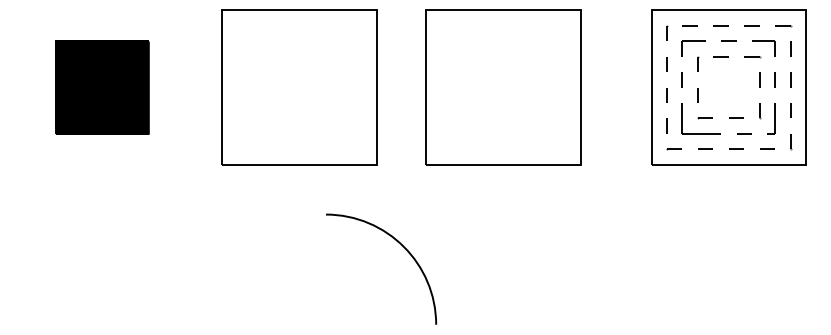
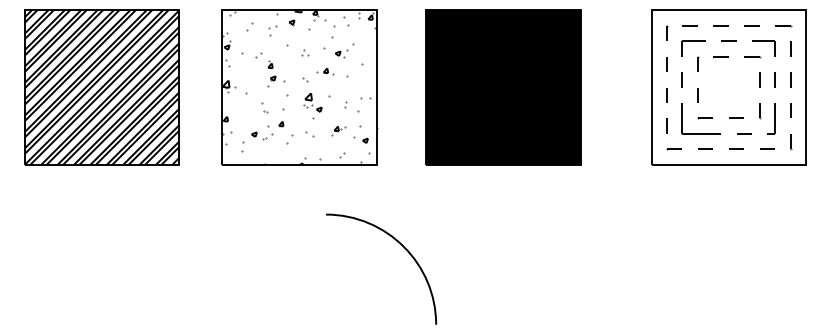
part size: 95x95 px -> 156x157 px (101, 87)
hatch: none -> present (299, 87)
fill: none -> present (503, 87)
